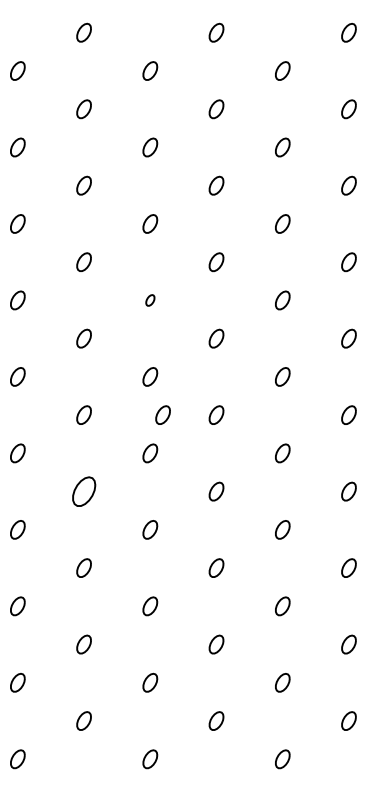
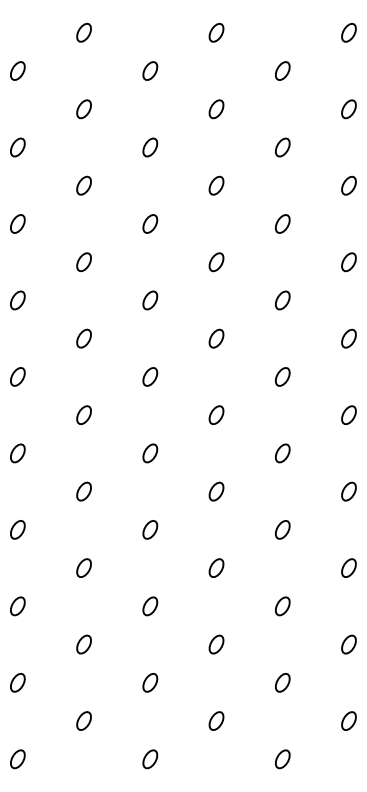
part size: 11x13 px -> 17x21 px (150, 300)
part: present -> none (162, 414)
part size: 25x31 px -> 16x21 px (83, 491)
